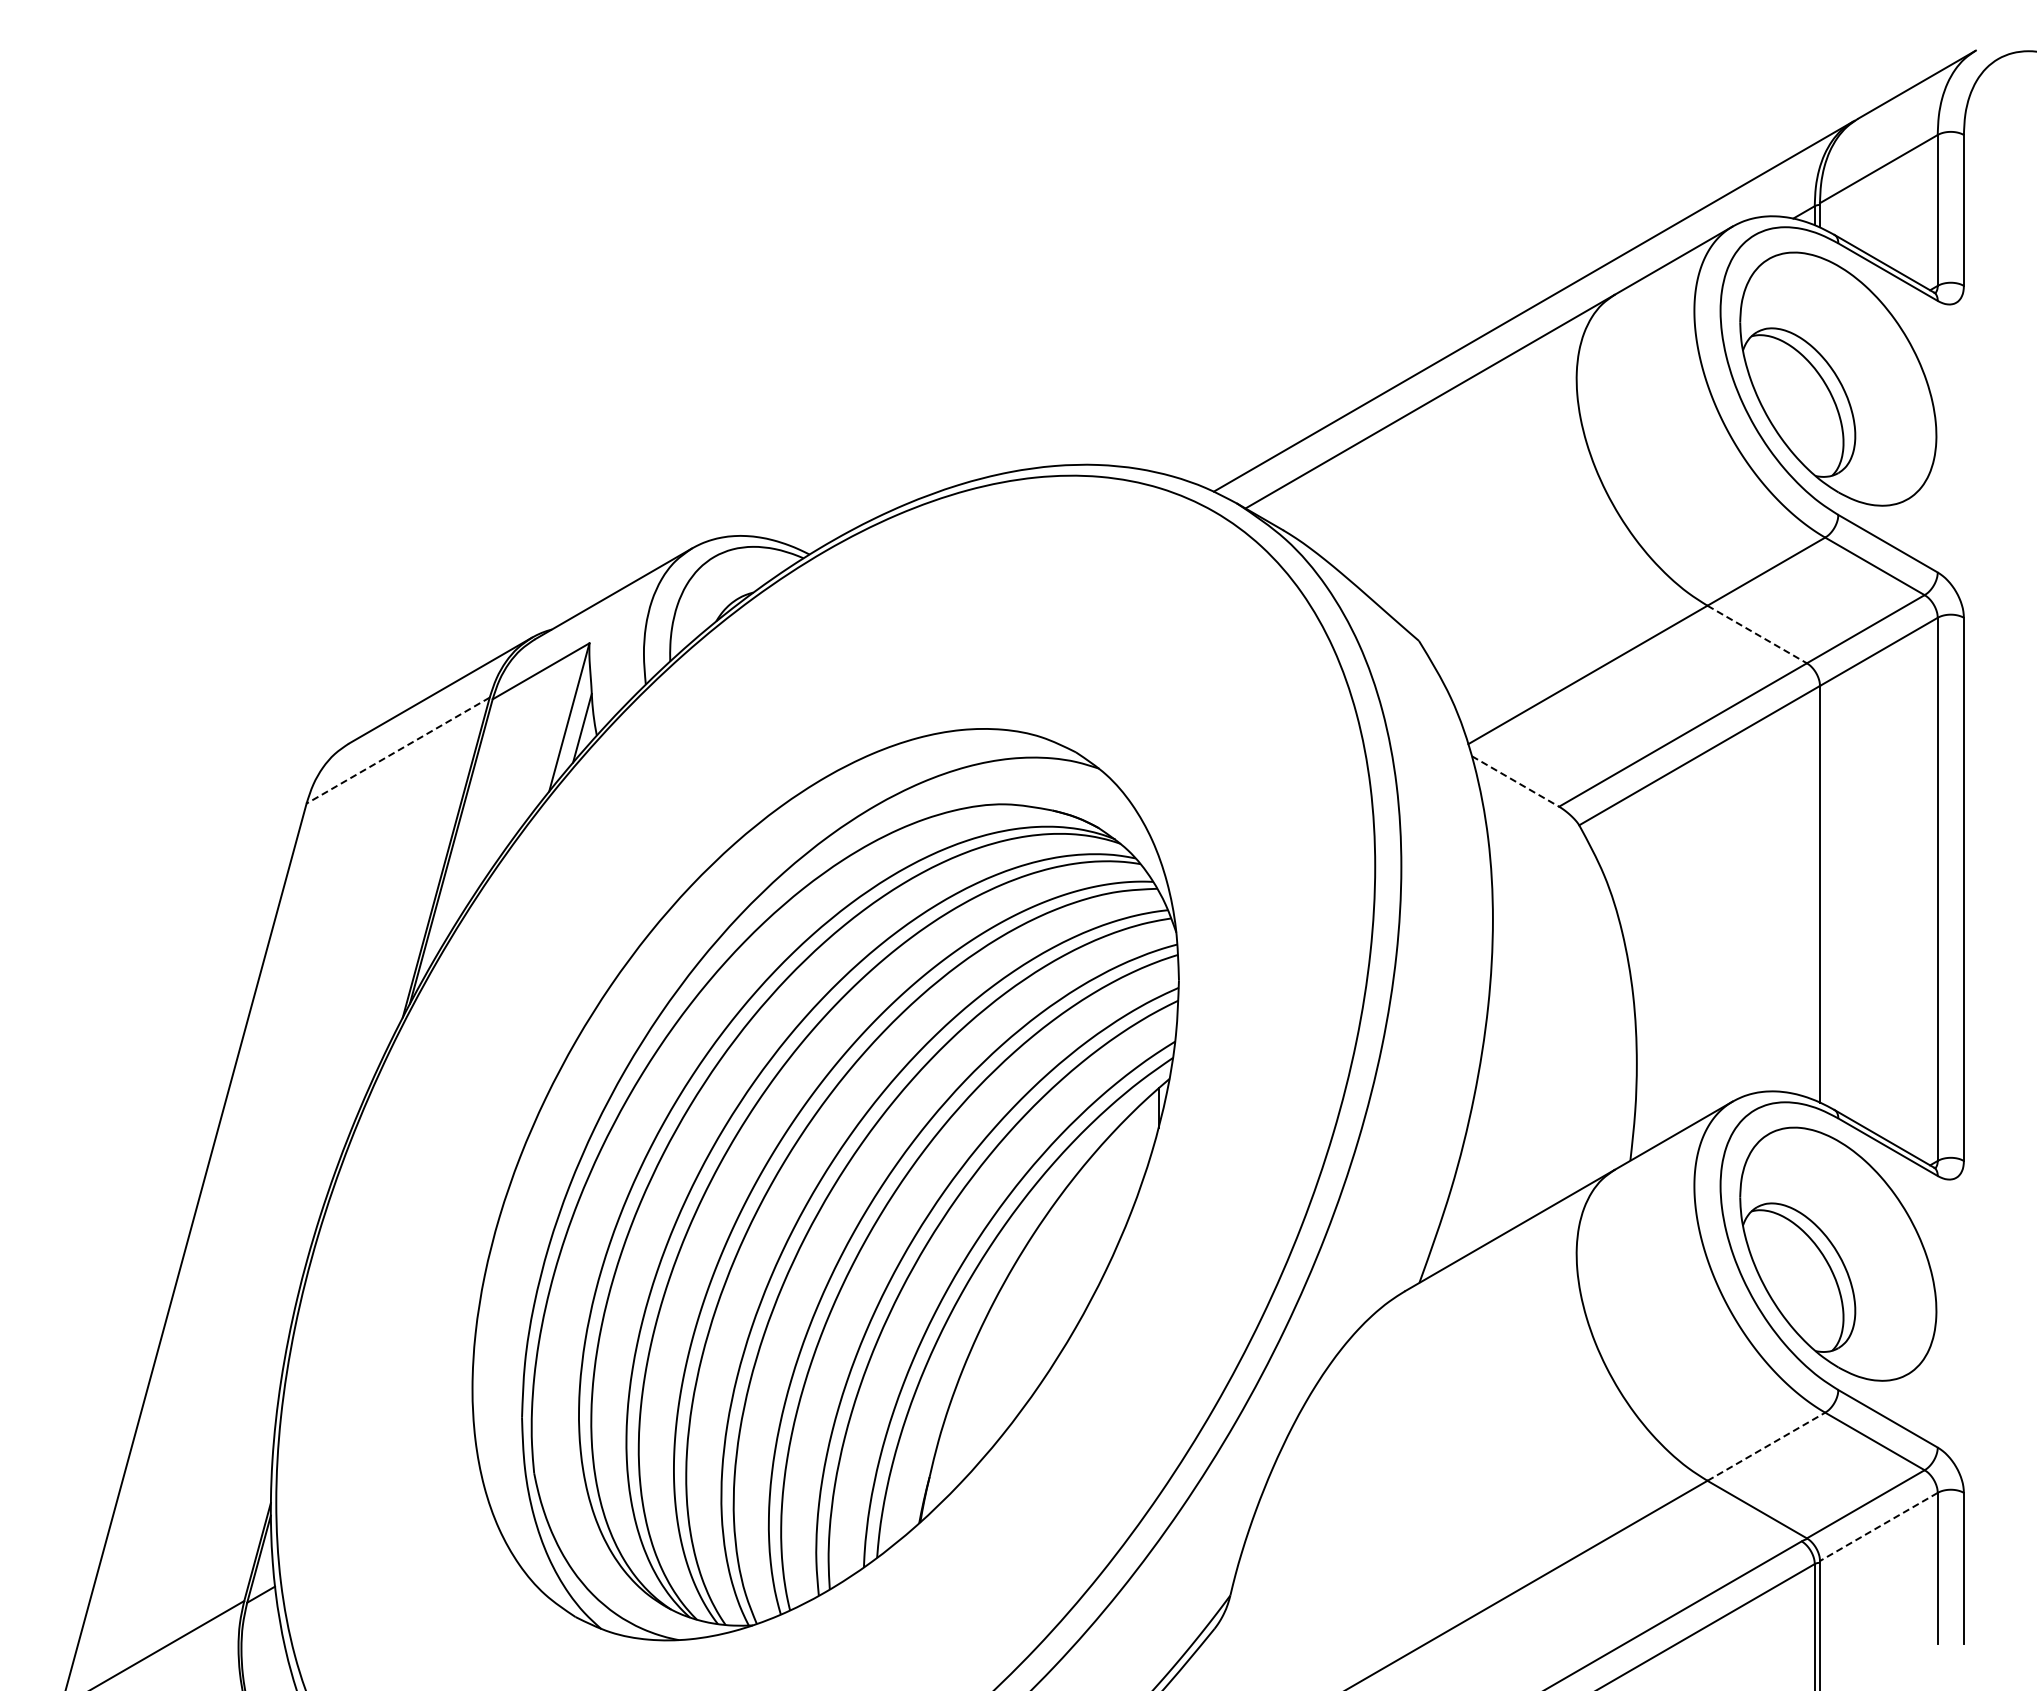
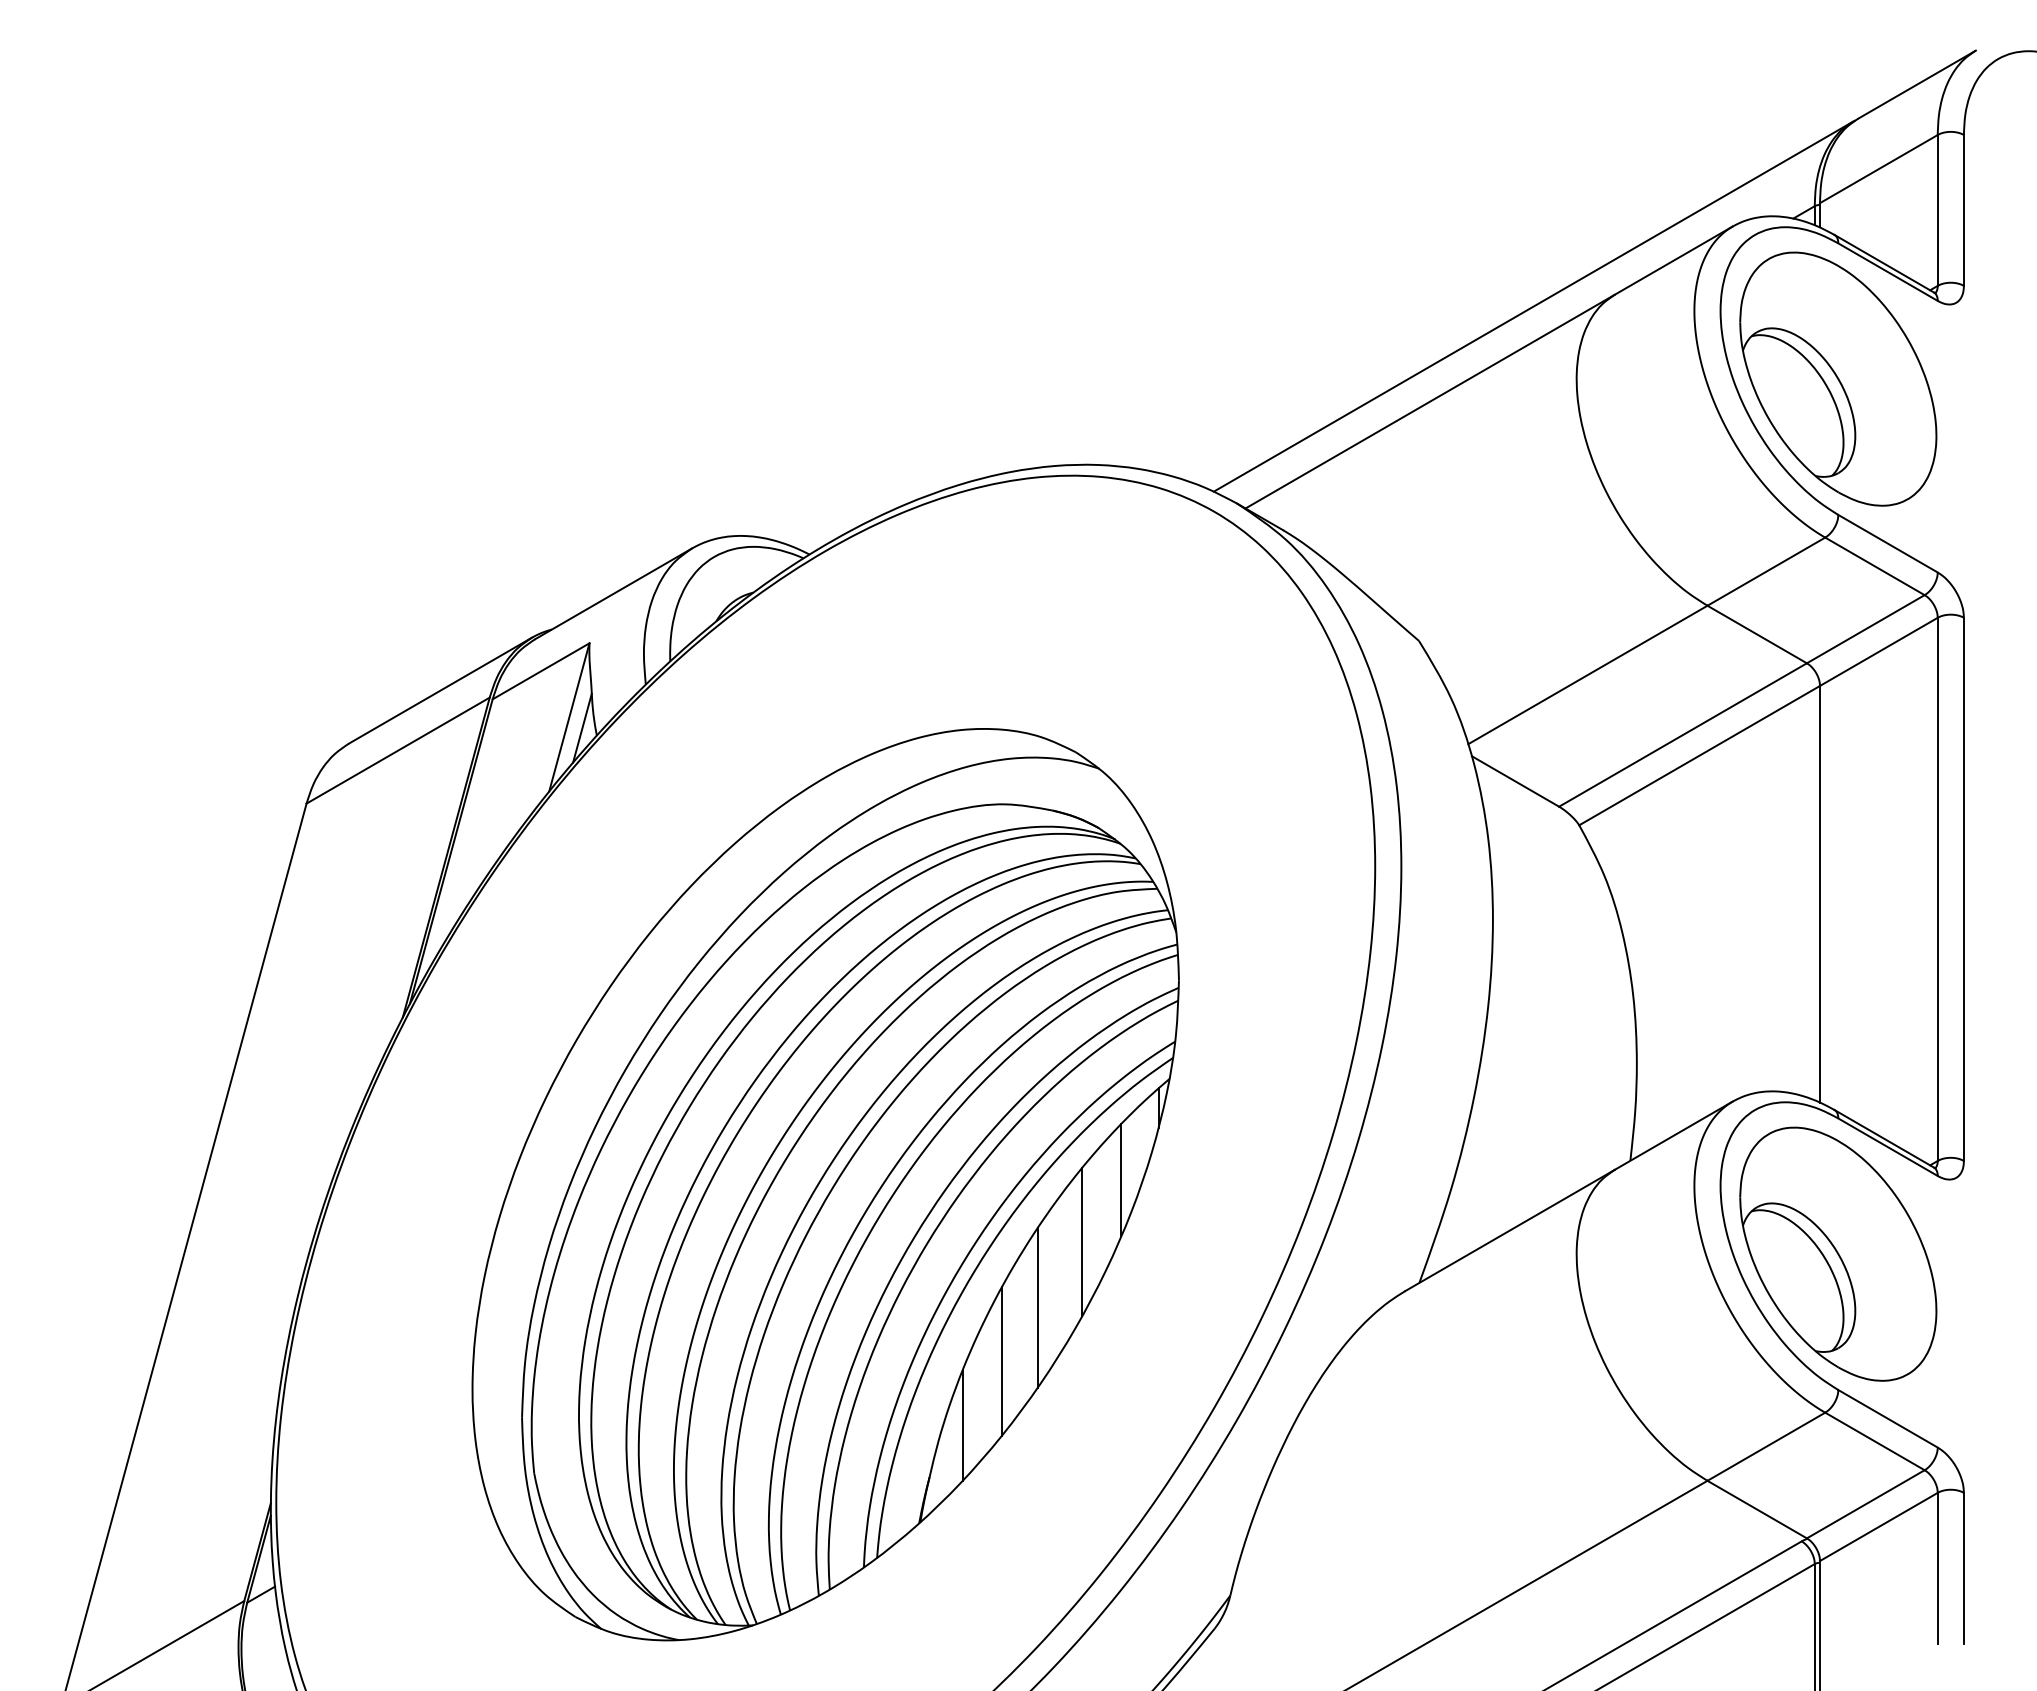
line: dashed -> solid (1757, 634)
line: dashed -> solid (398, 750)
line: dashed -> solid (1515, 781)
line: none -> present (1121, 1179)
line: none -> present (1082, 1241)
line: none -> present (1037, 1308)
line: none -> present (1002, 1360)
line: none -> present (962, 1424)
line: dashed -> solid (1766, 1446)
line: dashed -> solid (1878, 1527)
